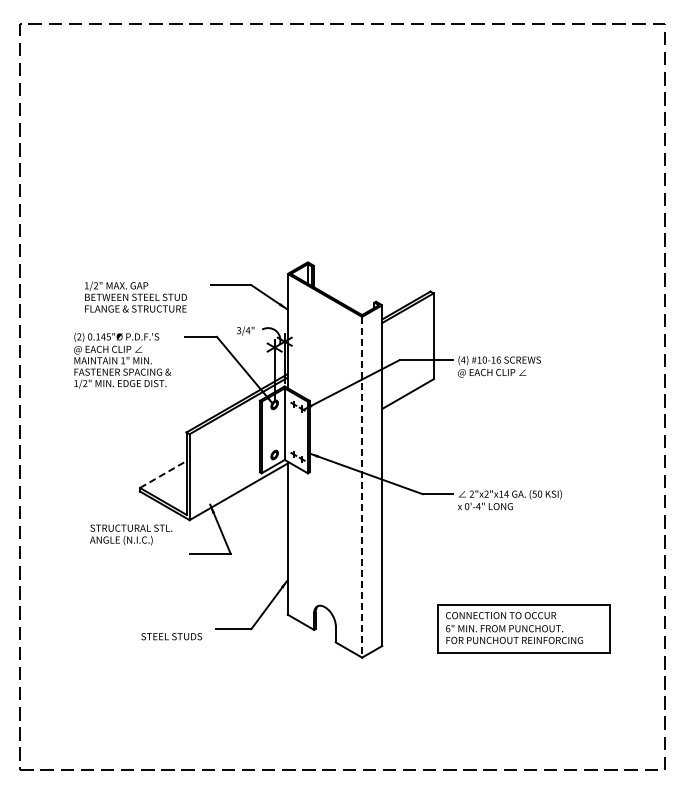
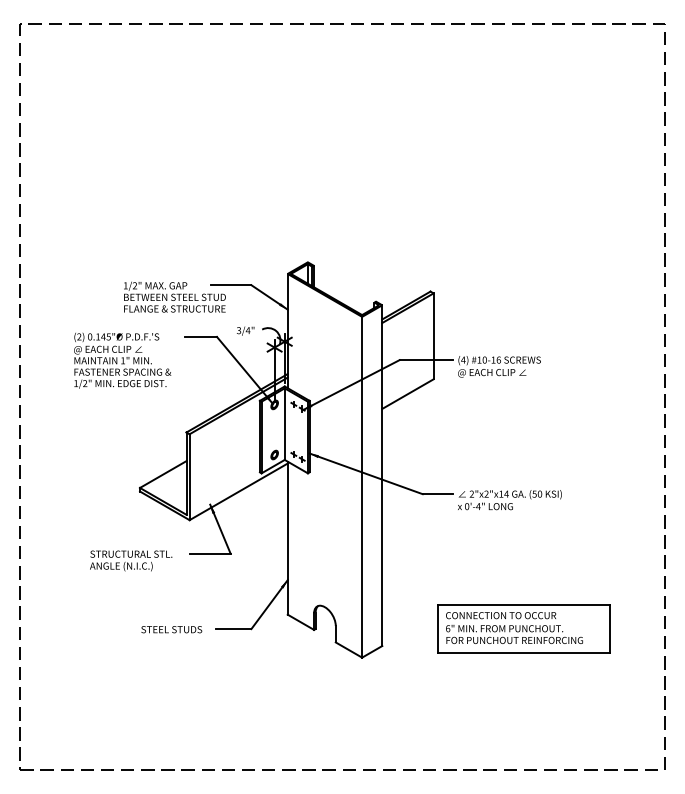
text position: (135, 296) -> (174, 296) (174, 296)
line: dashed -> solid (163, 474)
line: dashed -> solid (362, 487)
text position: (131, 534) -> (131, 560) (131, 560)
text position: (171, 636) -> (171, 629) (171, 629)
